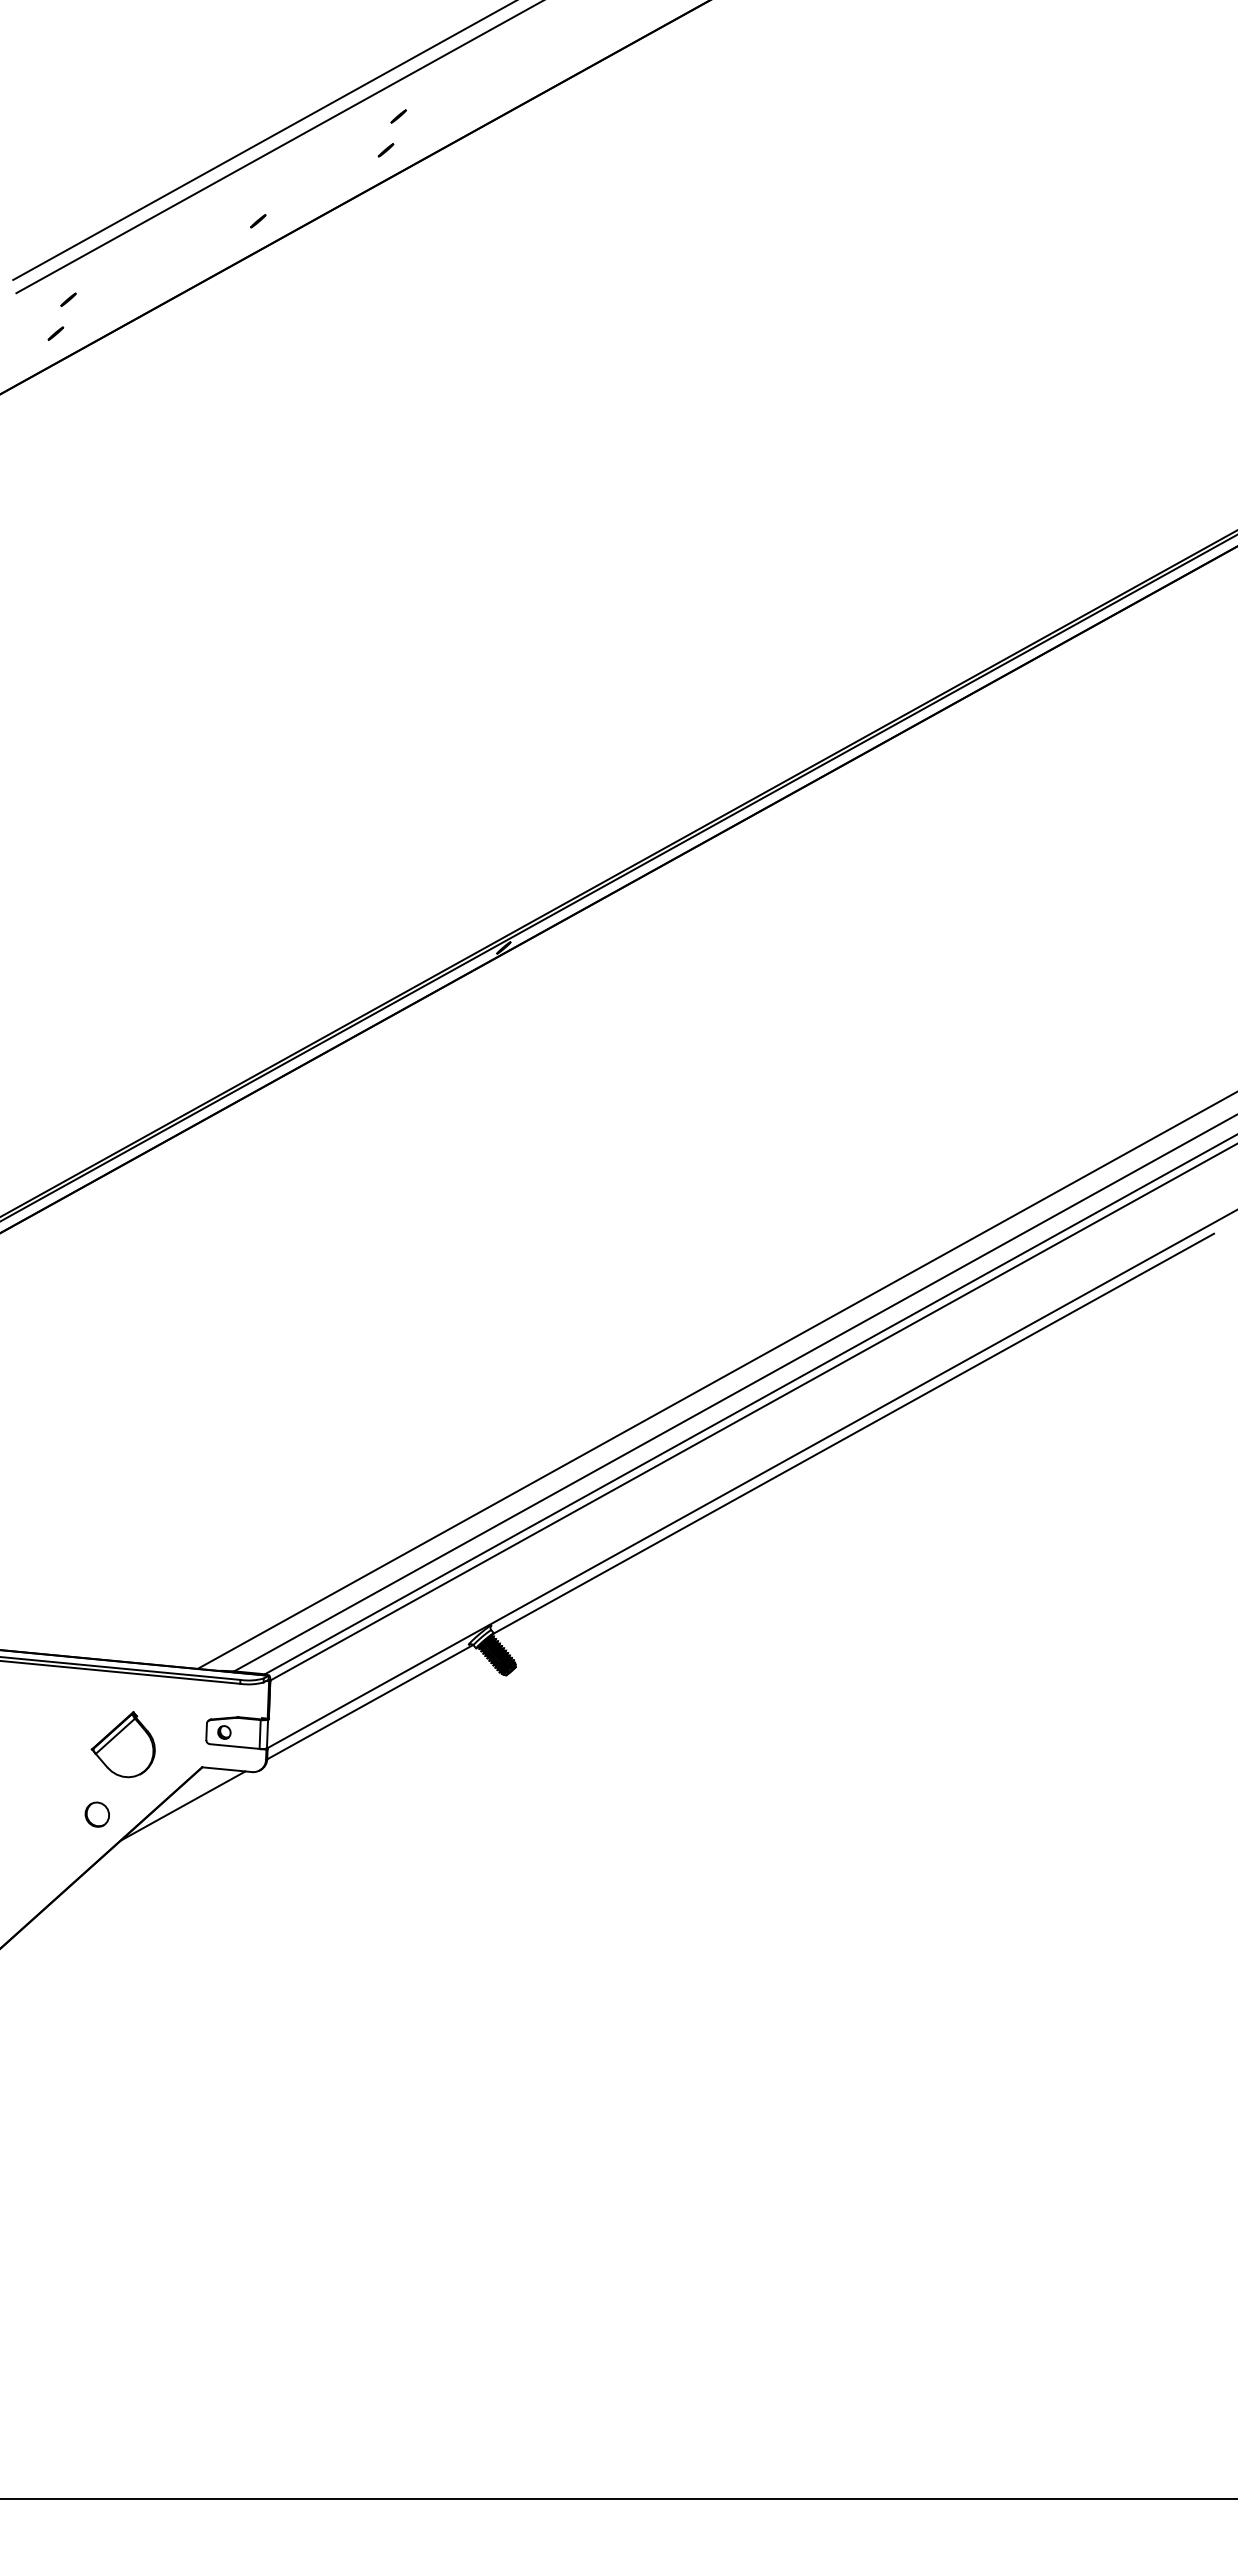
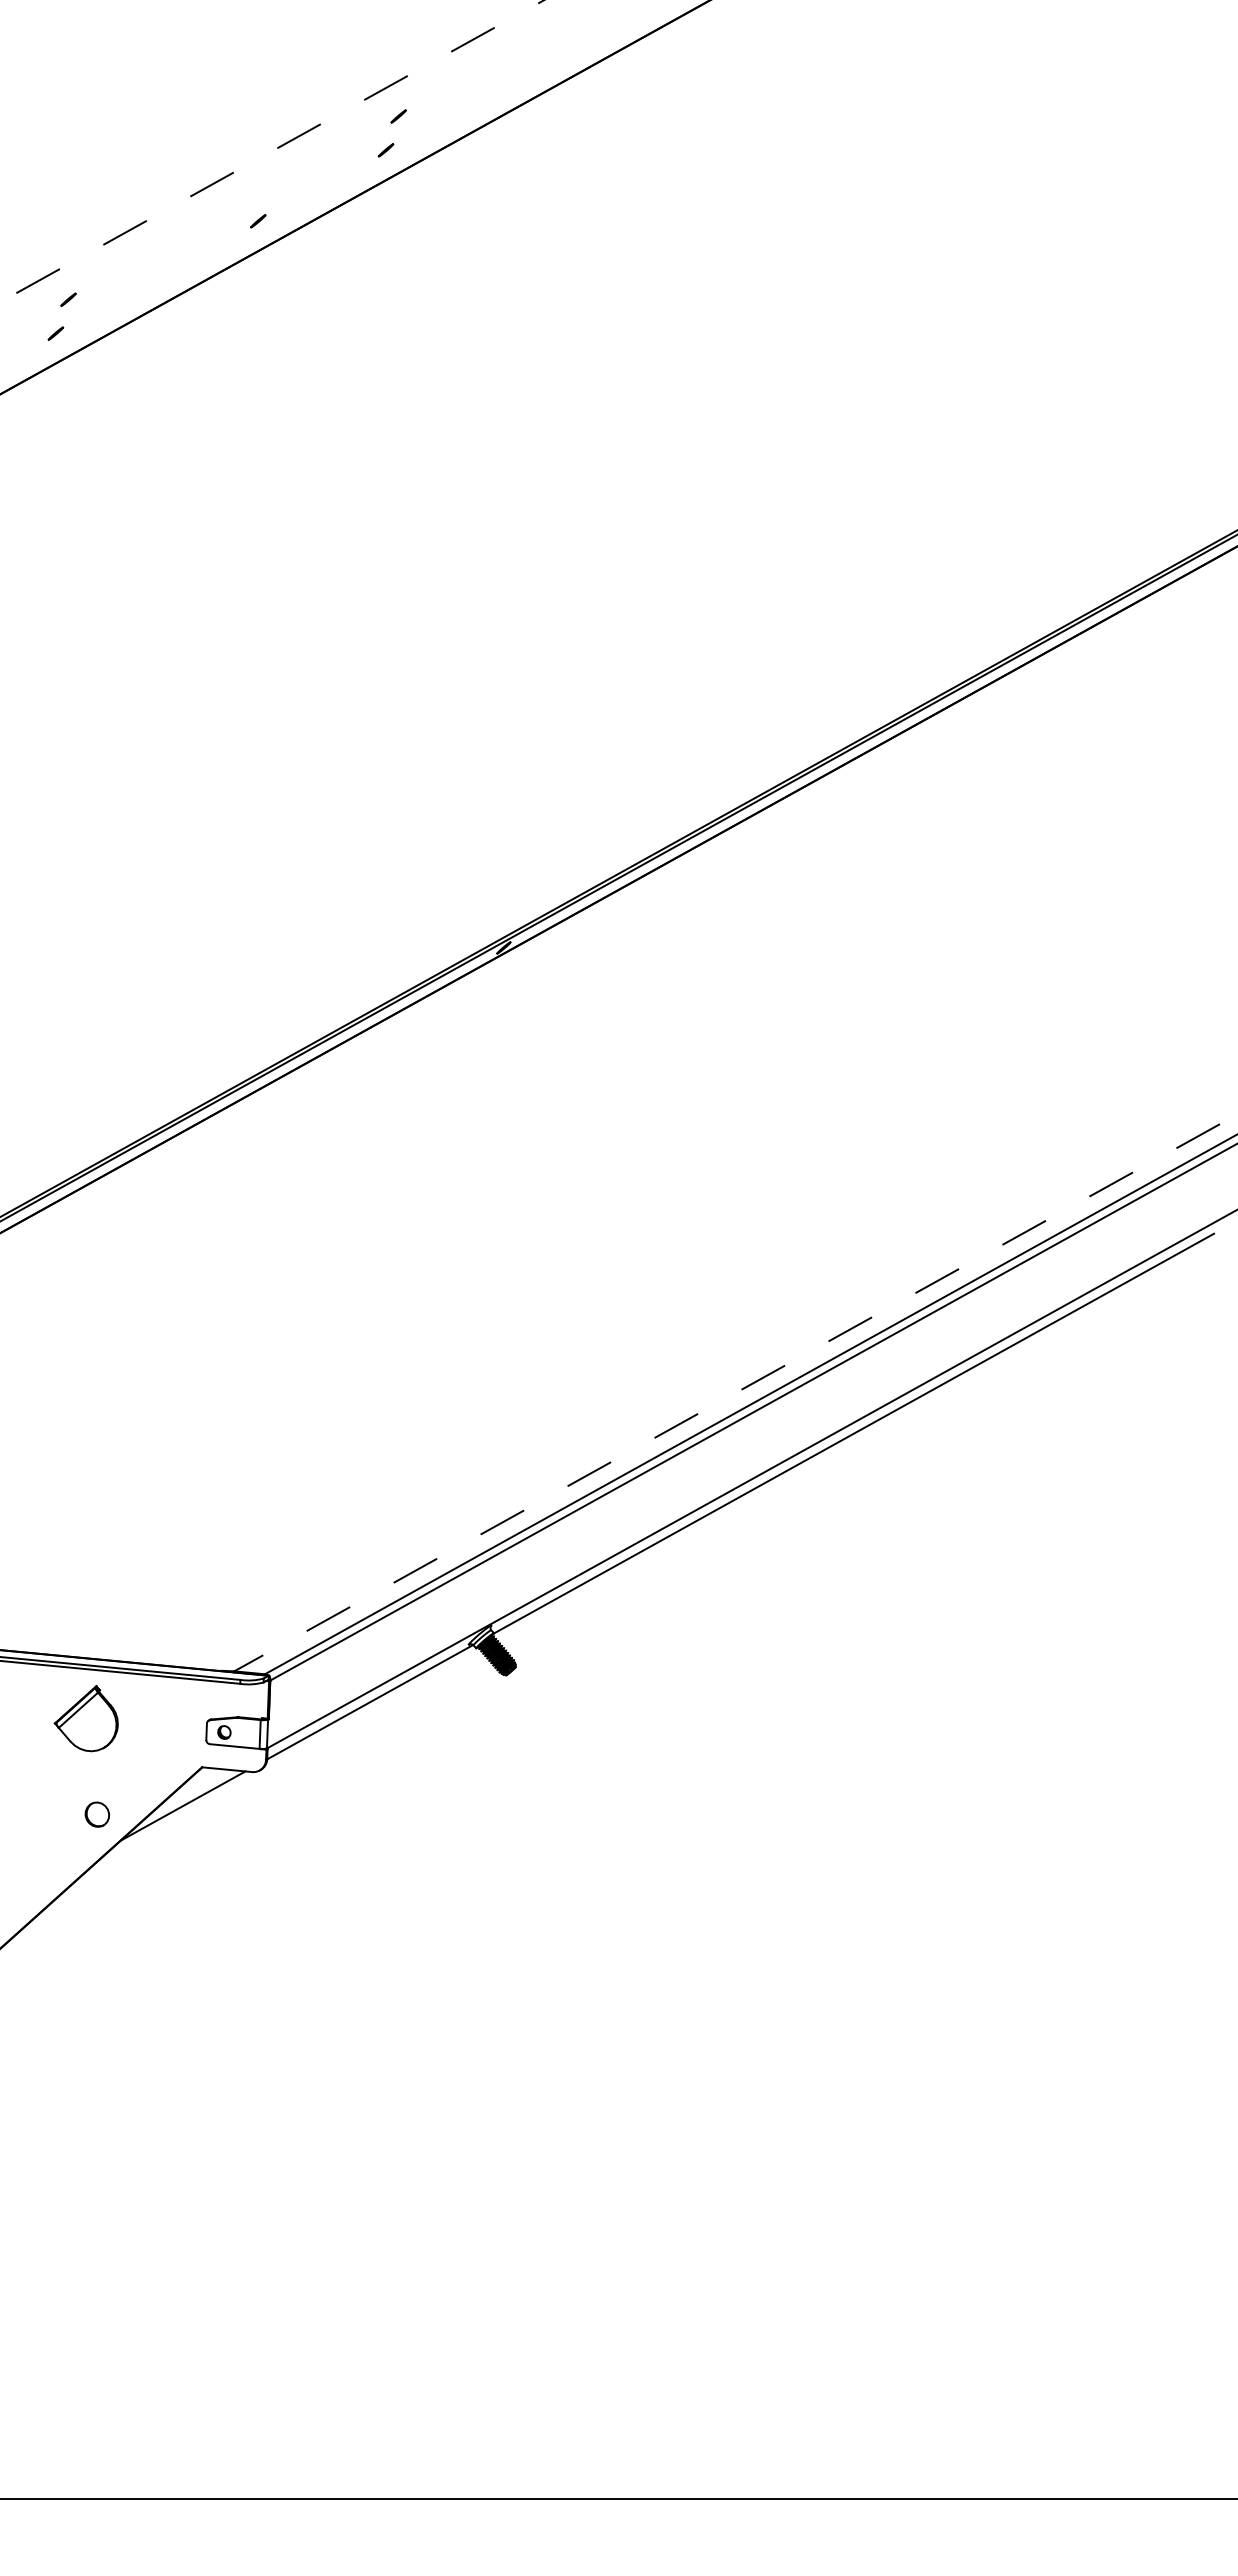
line: present -> none (263, 140)
line: solid -> dashed (280, 146)
line: present -> none (715, 1380)
line: solid -> dashed (736, 1392)
part position: (122, 1744) -> (85, 1718) (85, 1718)
